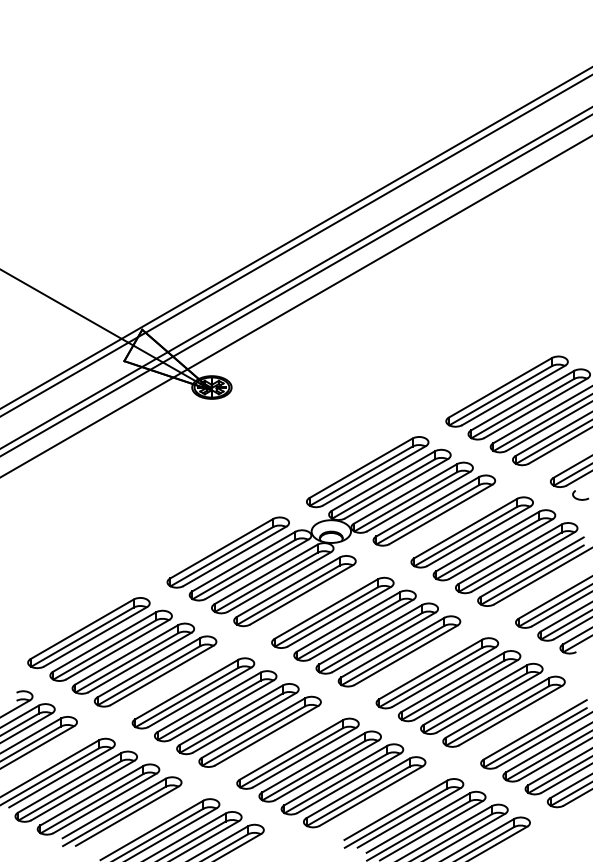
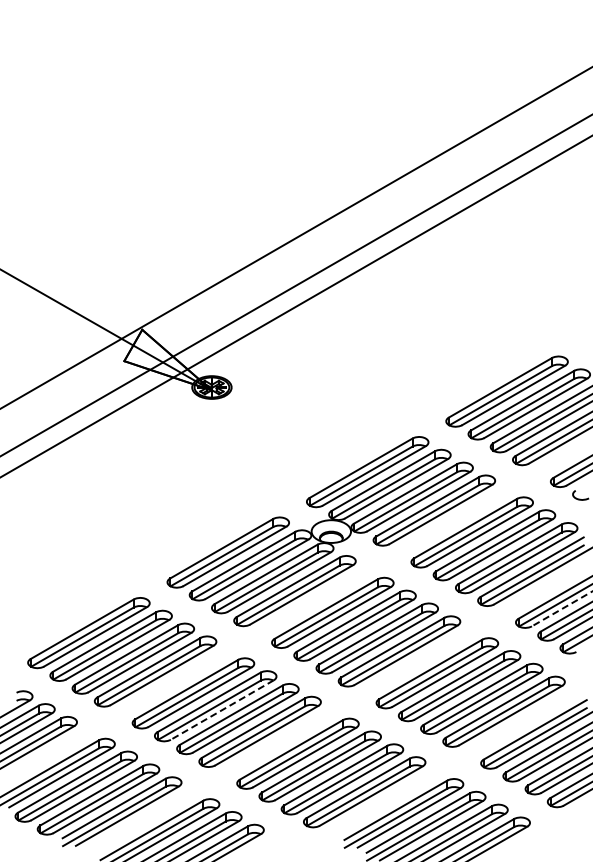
line: present -> none (295, 245)
line: present -> none (295, 277)
line: solid -> dashed (562, 608)
line: solid -> dashed (221, 710)
